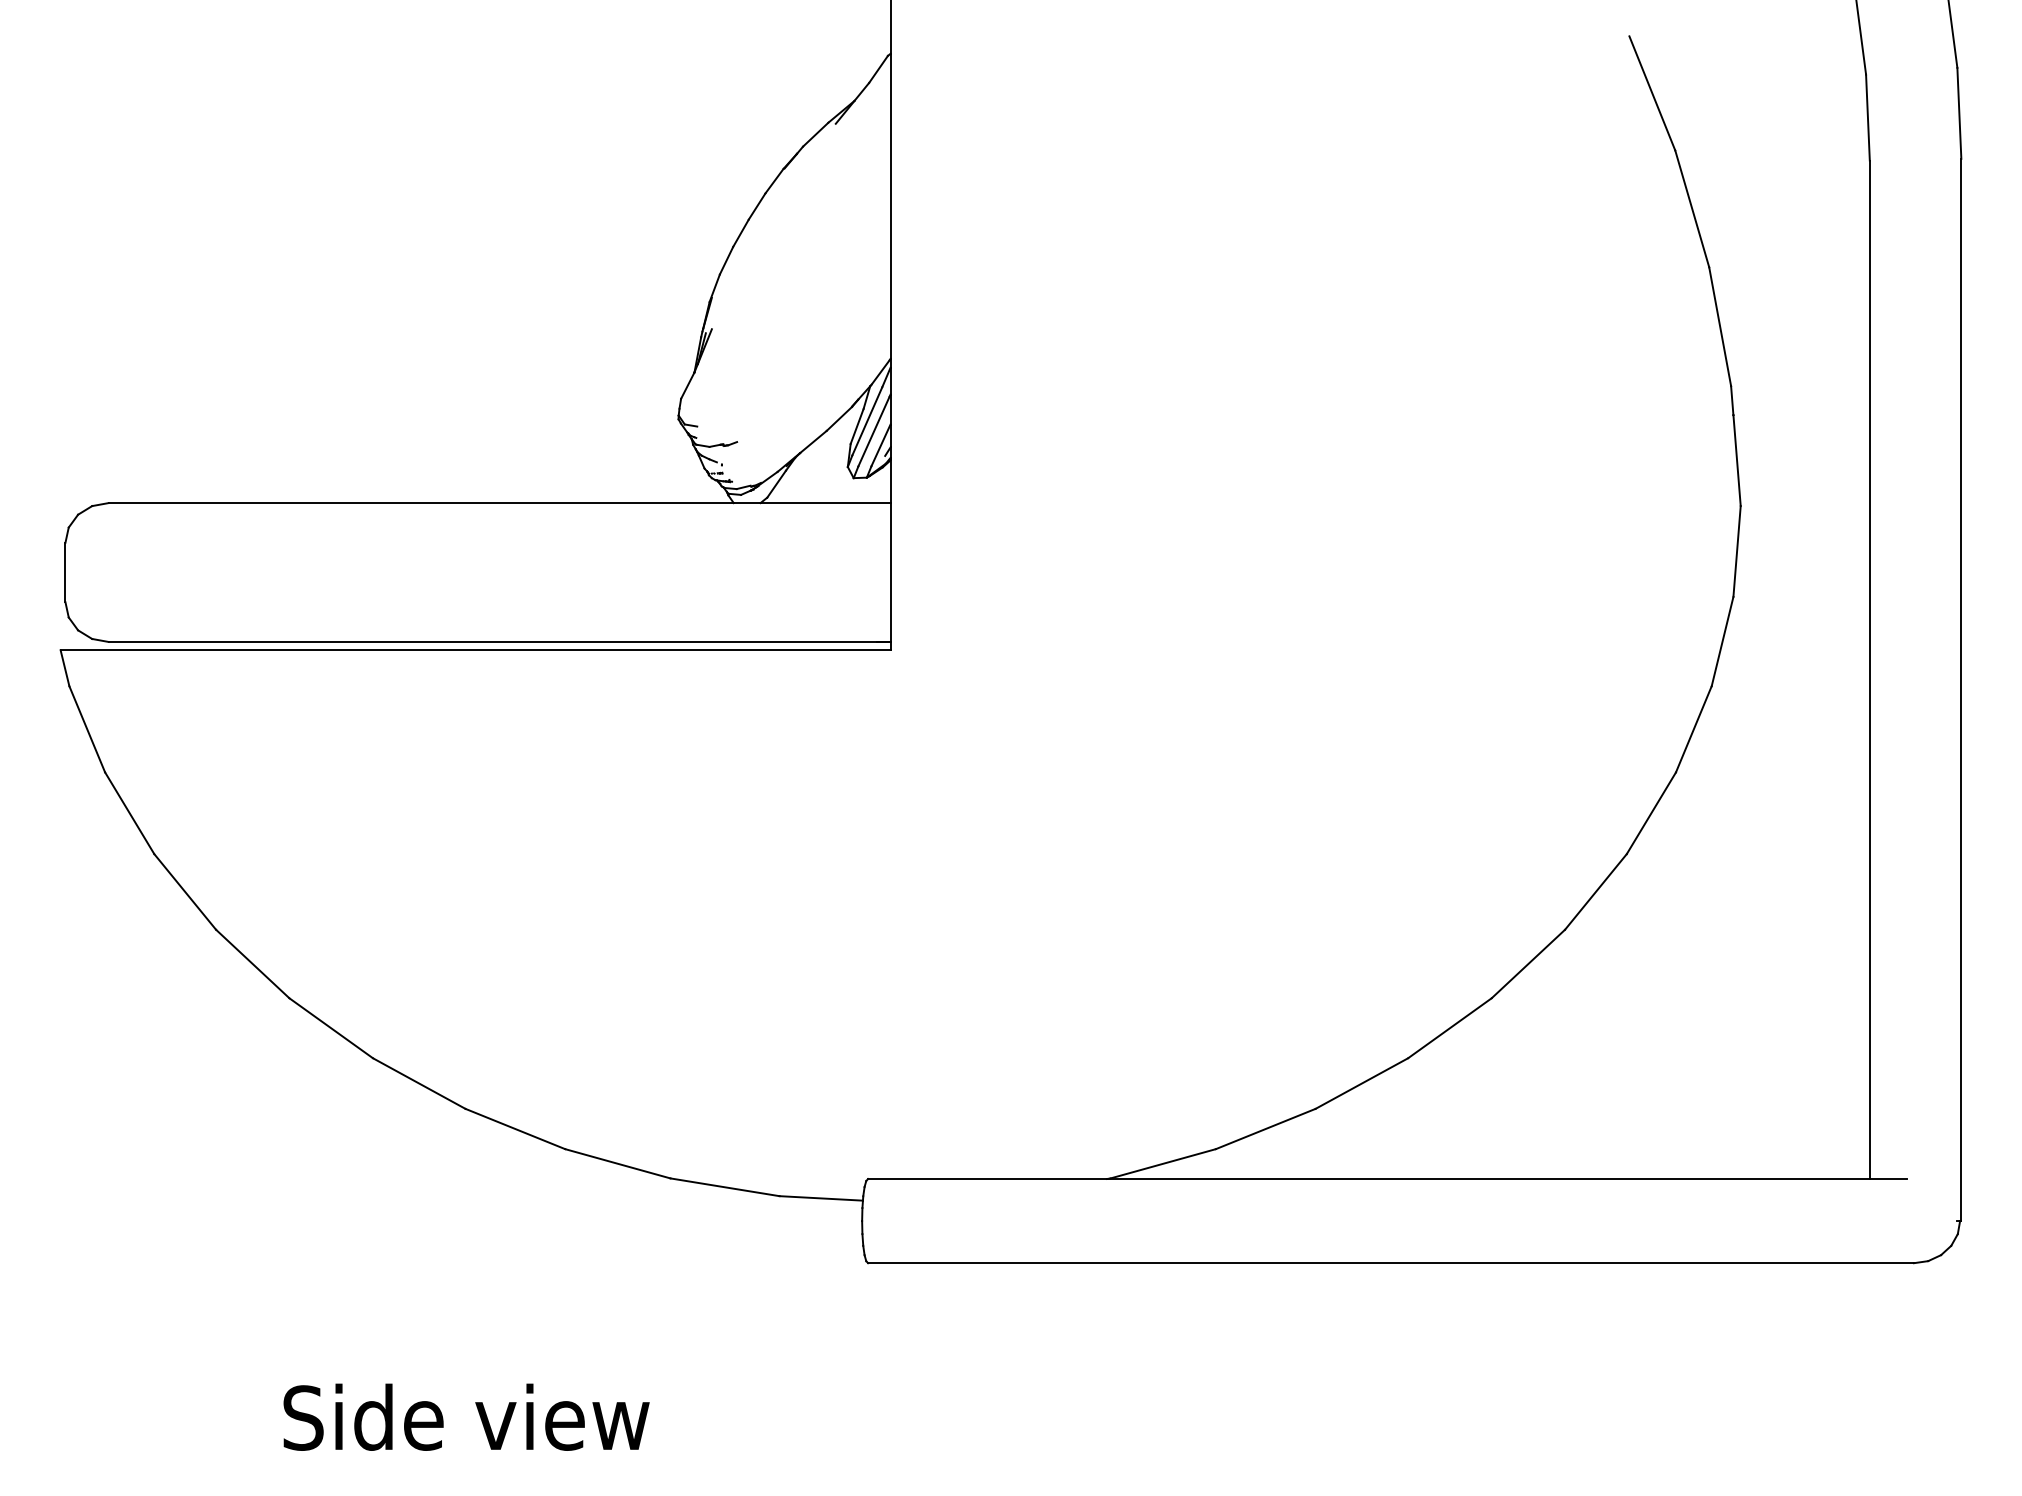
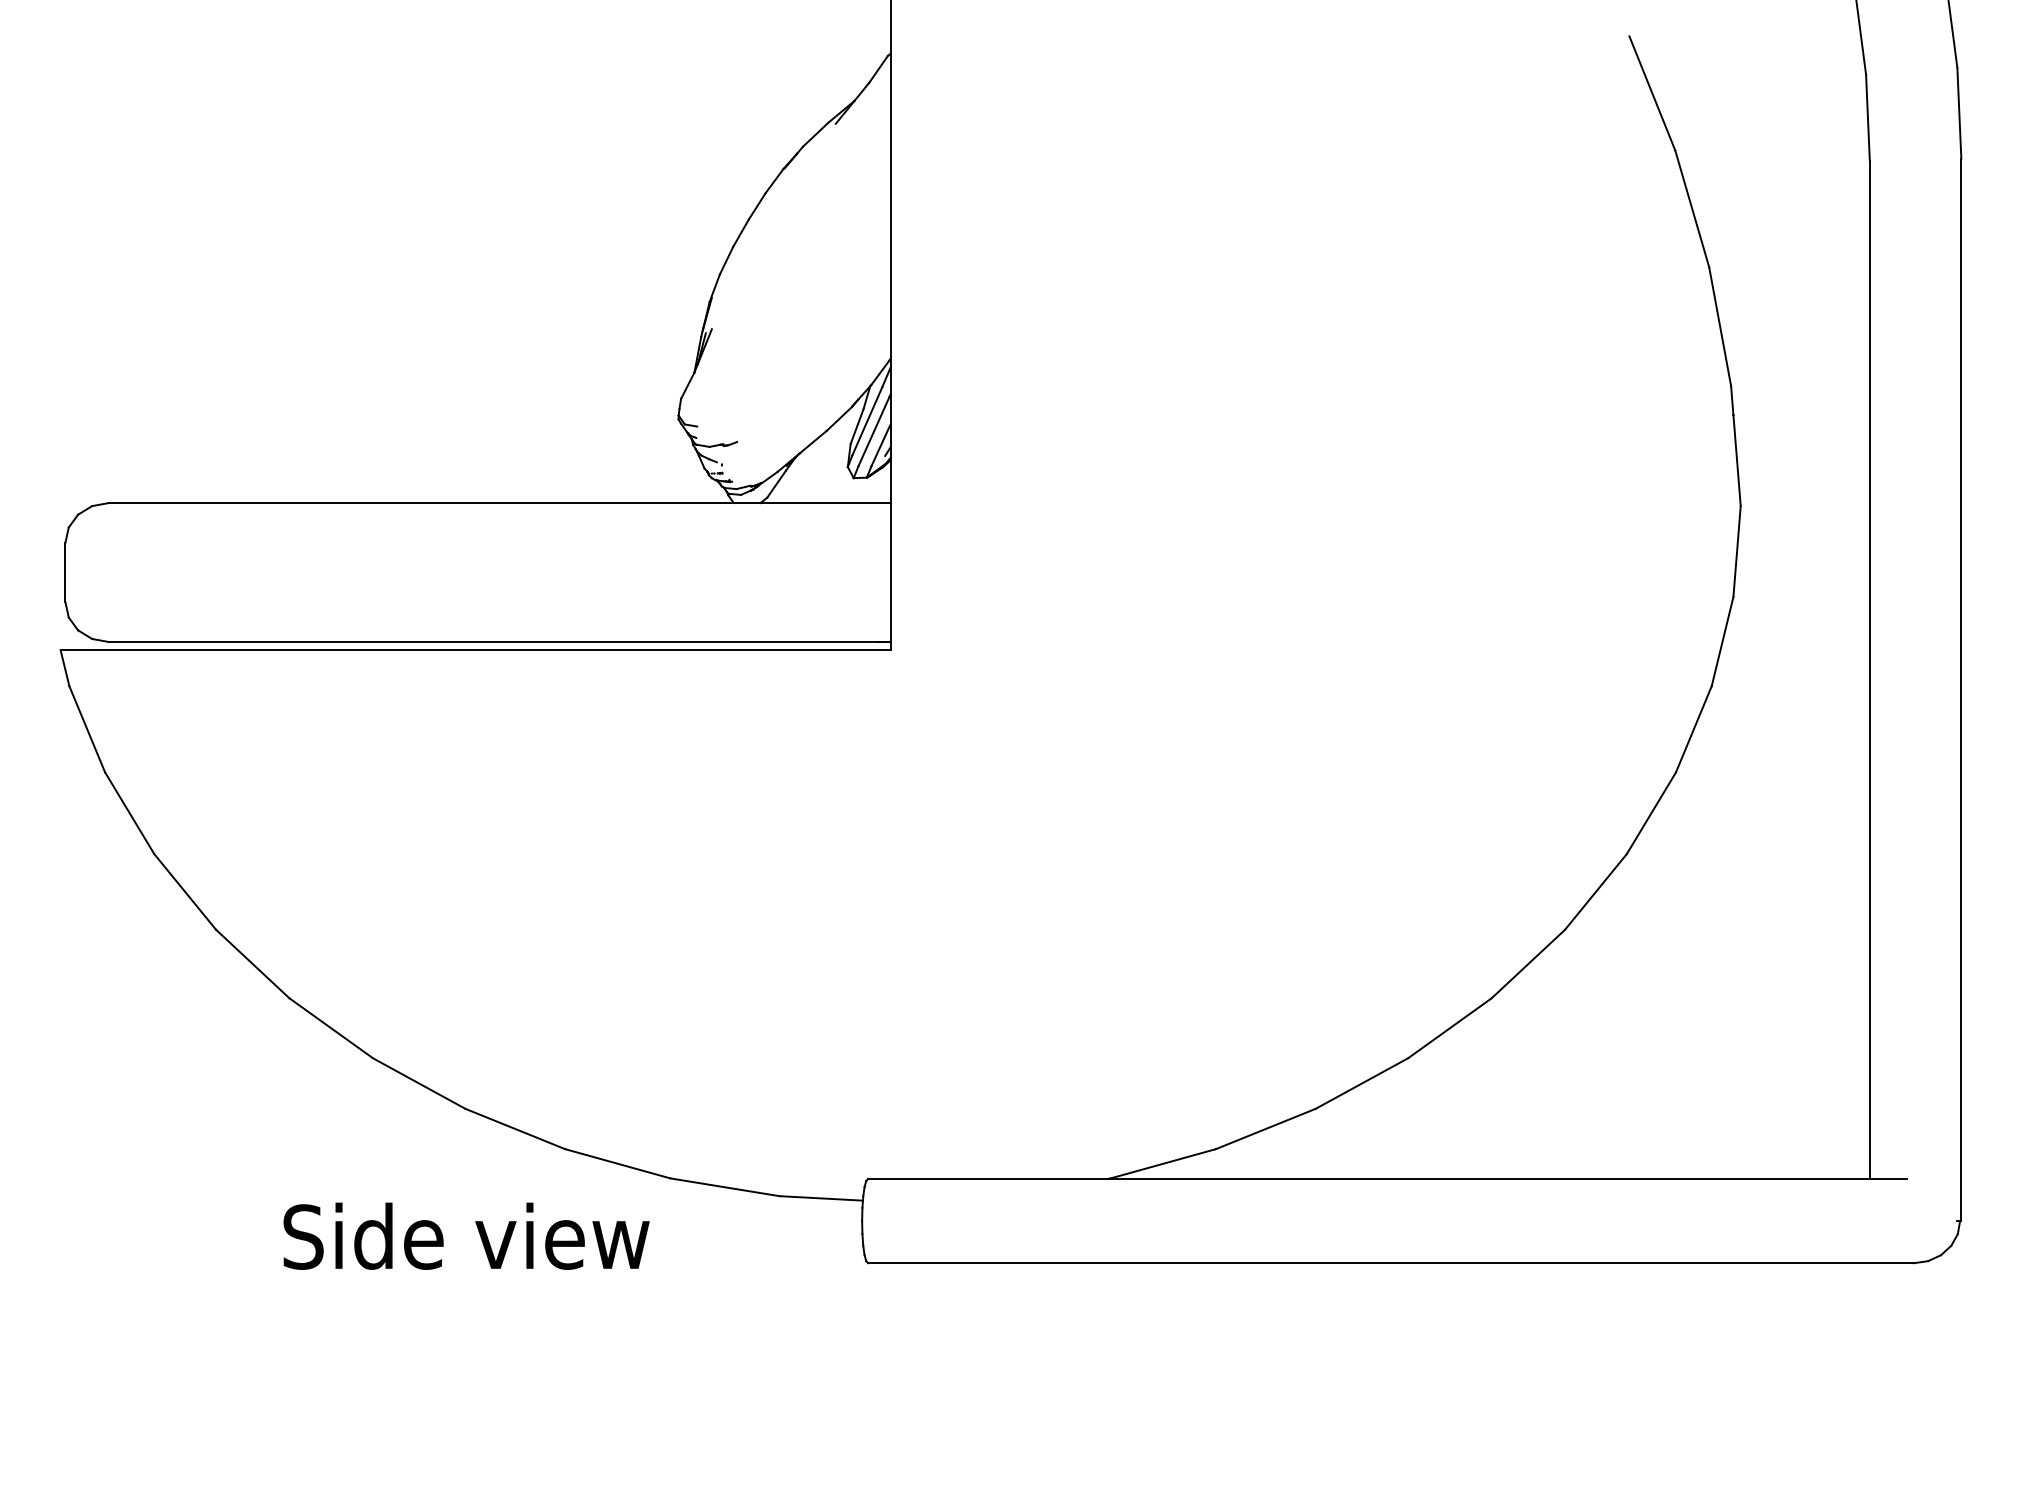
text position: (466, 1416) -> (466, 1235) (466, 1235)
